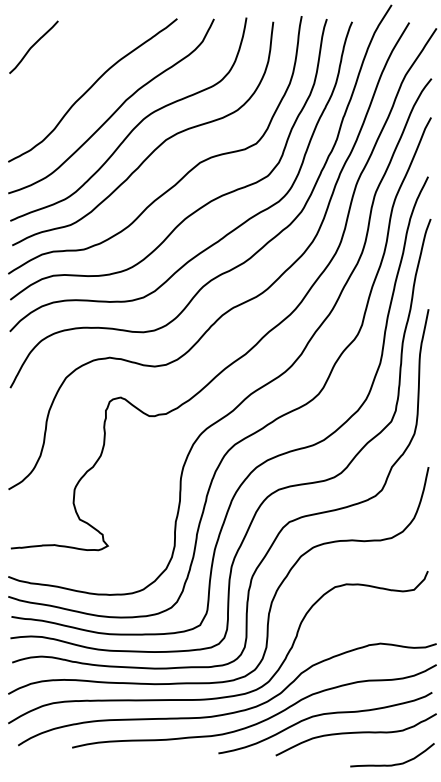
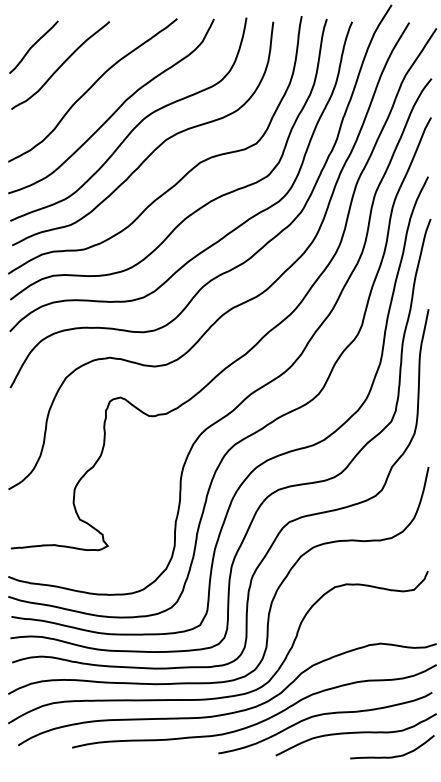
curve: none -> present (60, 65)
curve position: (395, 763) -> (395, 755) (395, 755)
